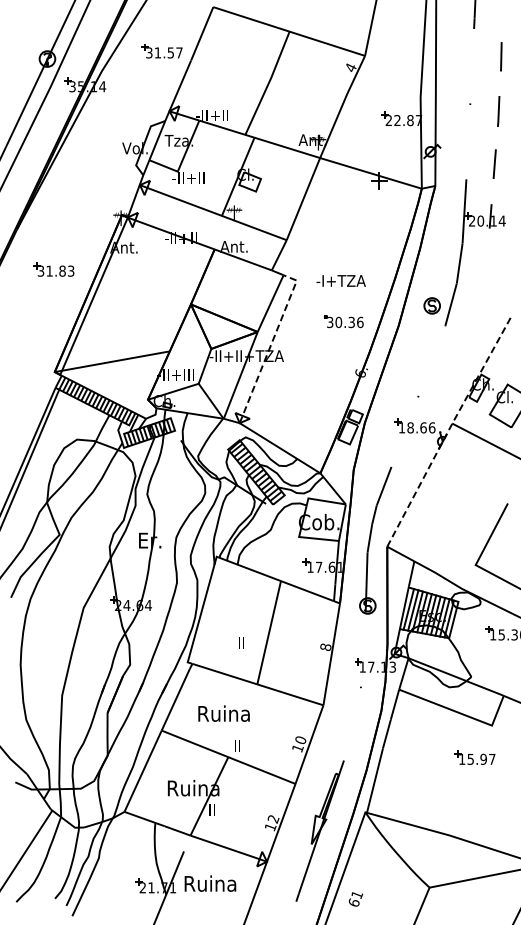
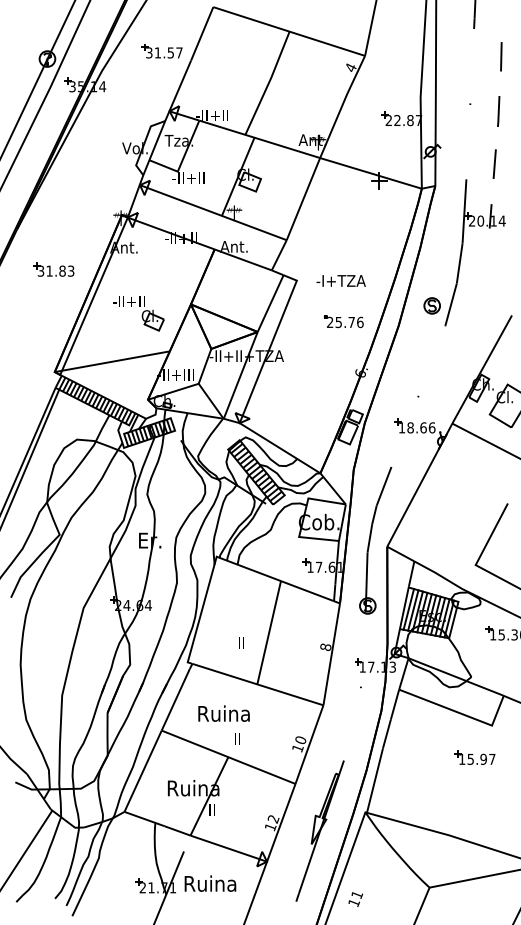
part: none -> present (138, 313)
text: 30.36 -> 25.76 (340, 322)
line: dashed -> solid (271, 344)
line: dashed -> solid (448, 430)
text position: (237, 745) -> (237, 738) (237, 738)
text: 61 -> 11 (354, 902)
